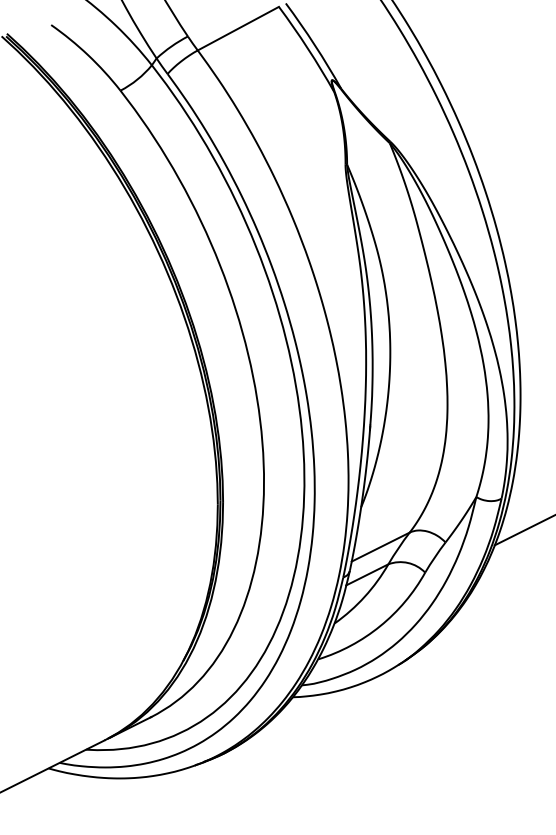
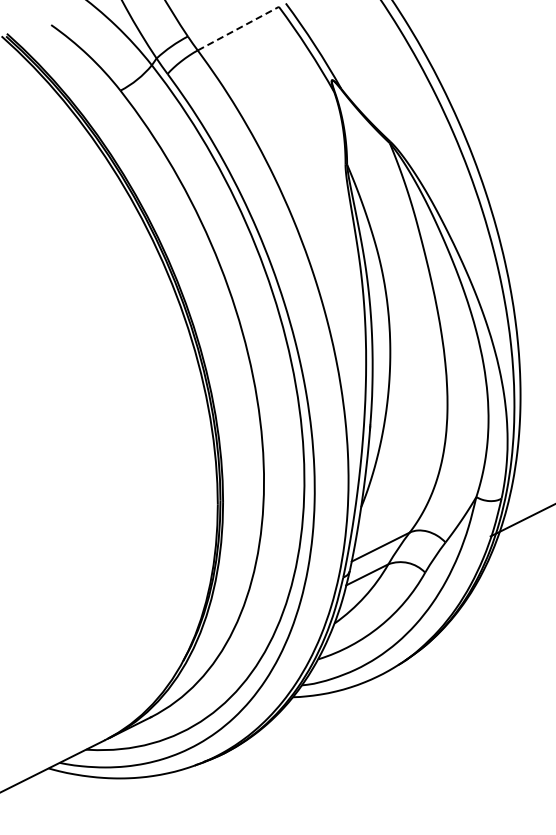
line: solid -> dashed (238, 28)
line position: (523, 530) -> (521, 520) (521, 520)
